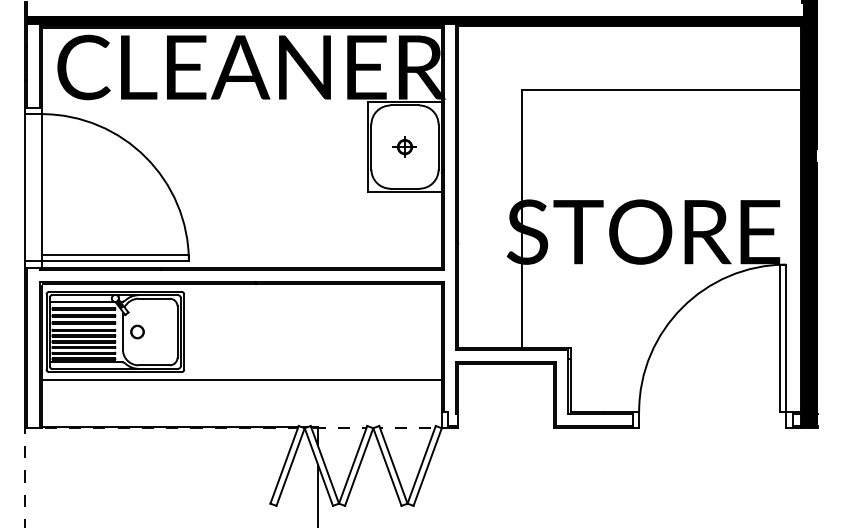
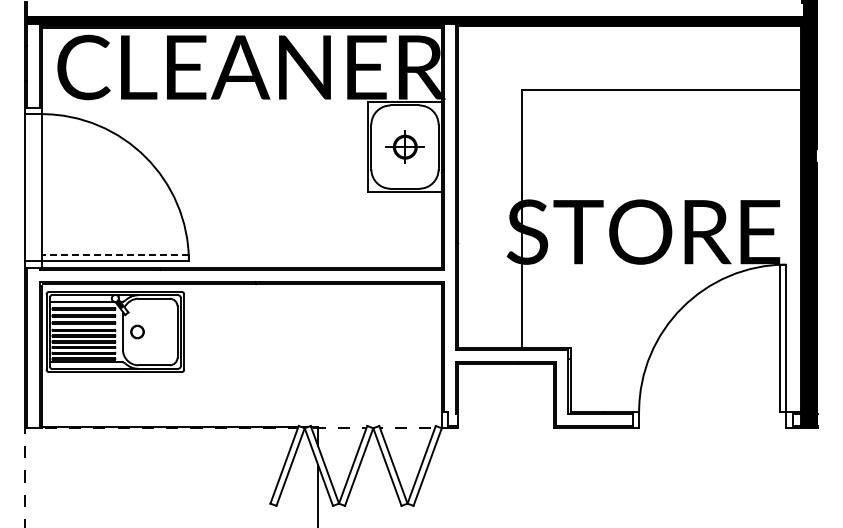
part size: 25x22 px -> 40x34 px (404, 146)
line: solid -> dashed (115, 254)
line: present -> none (241, 380)
